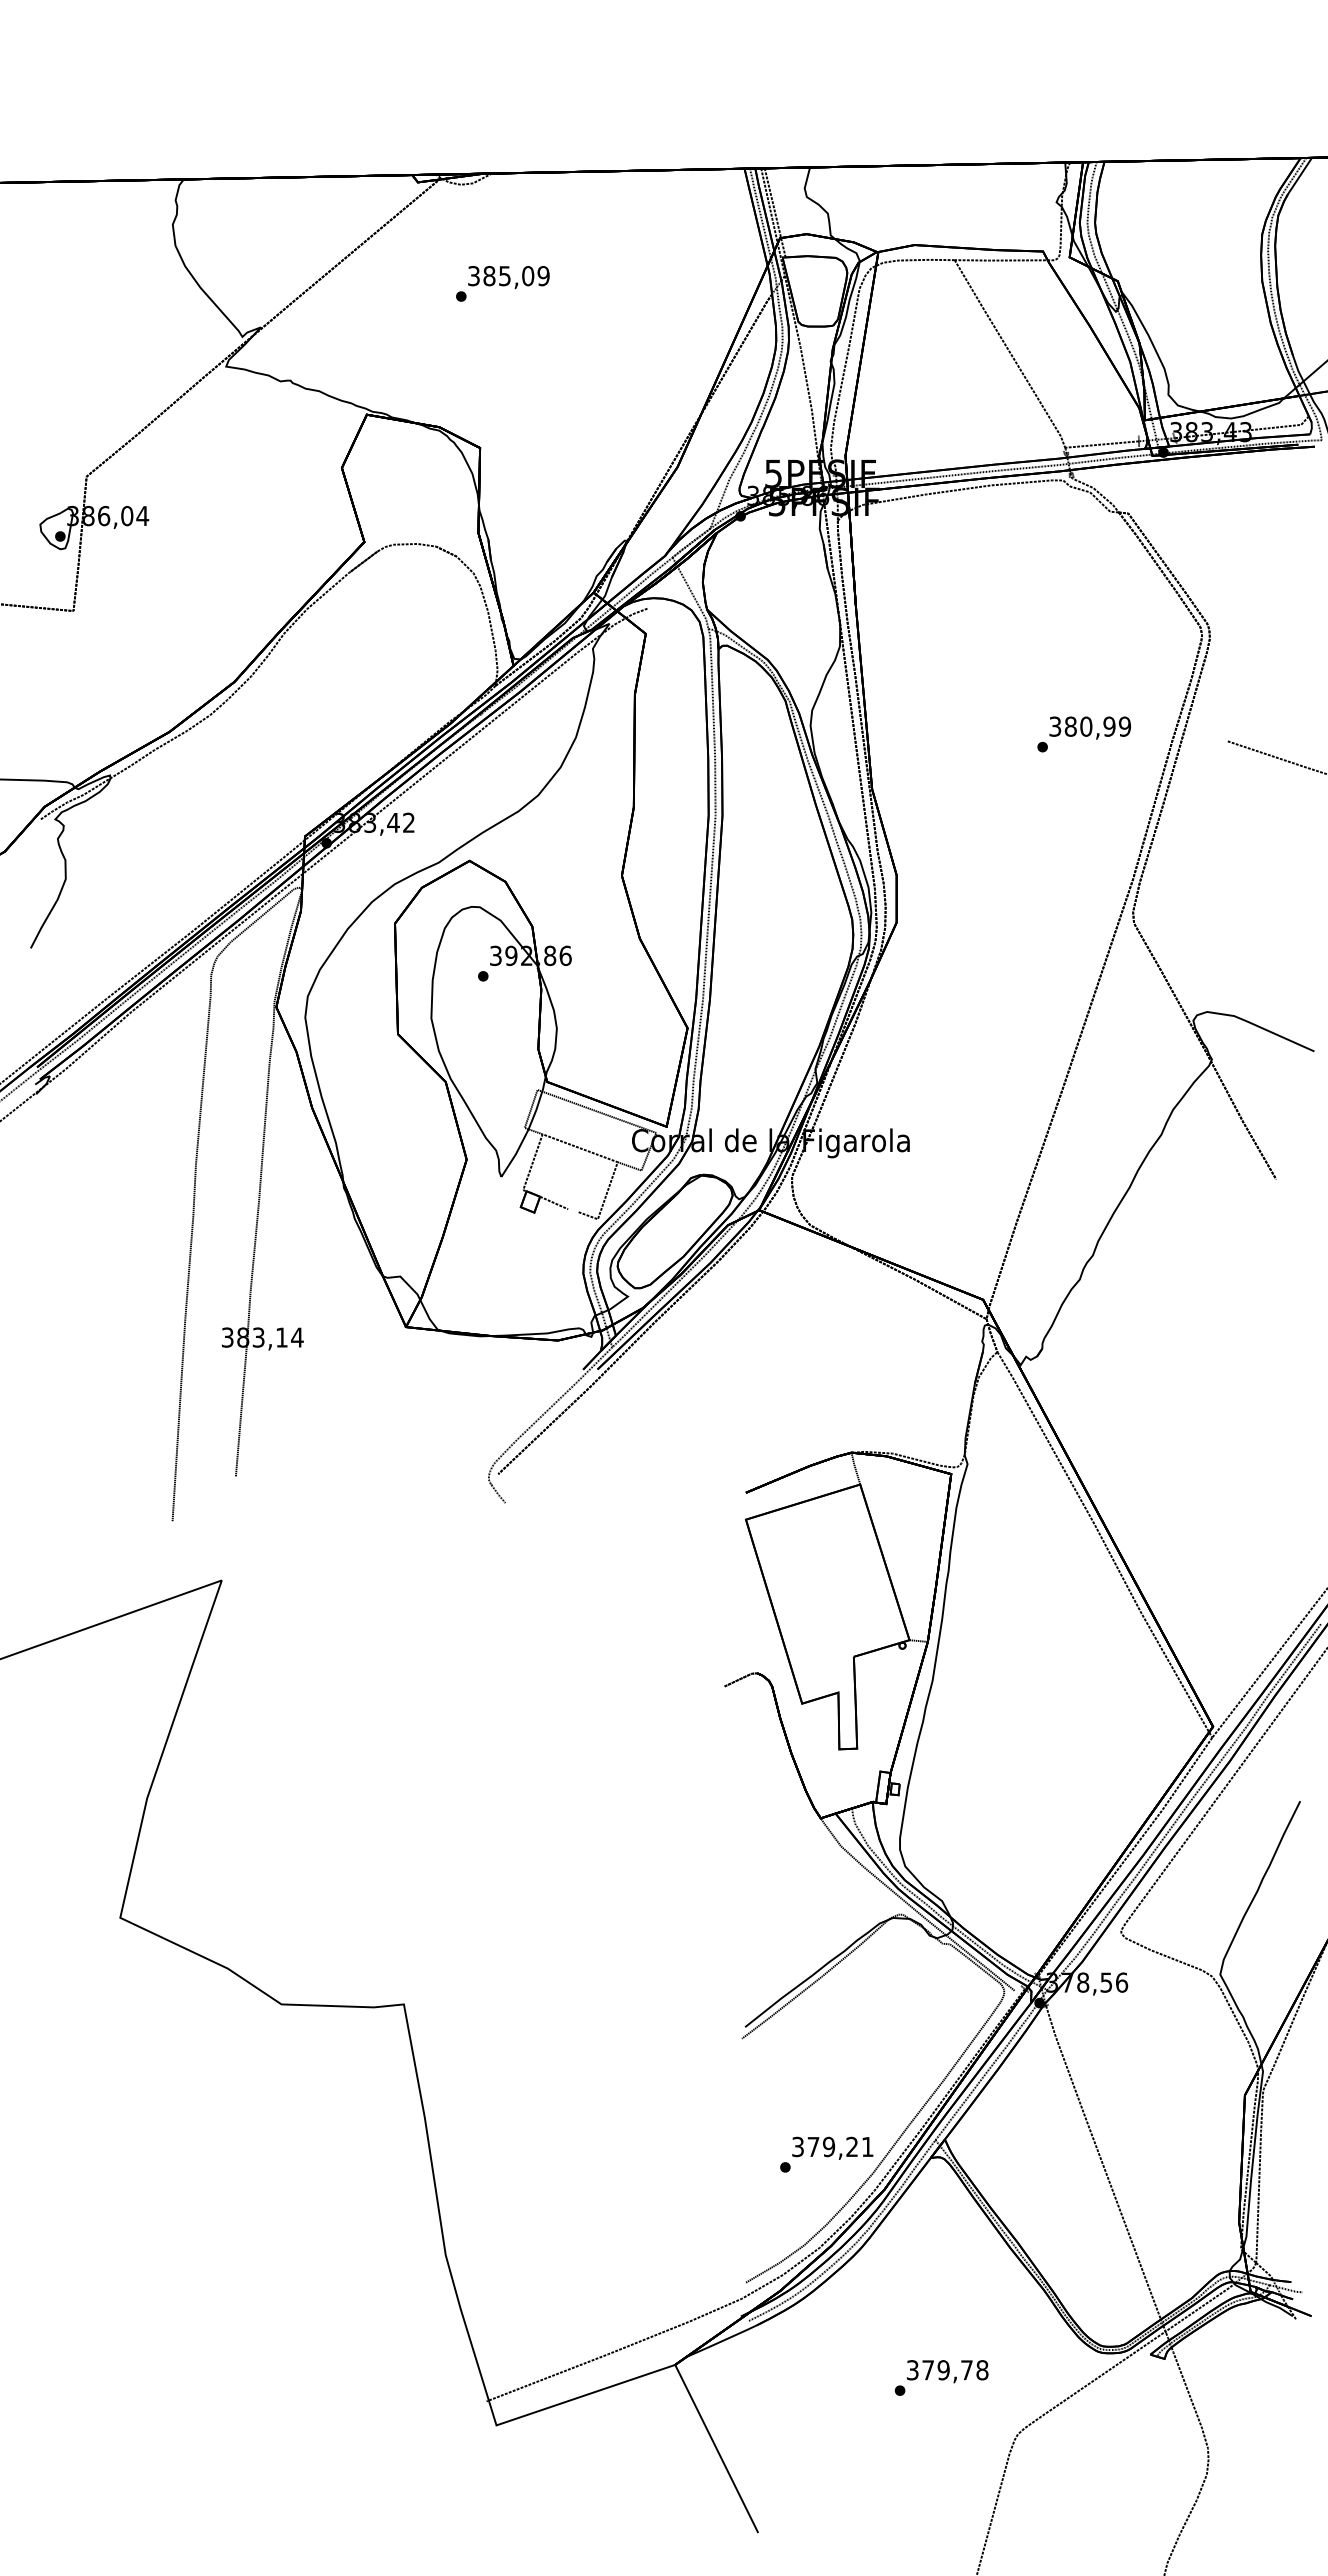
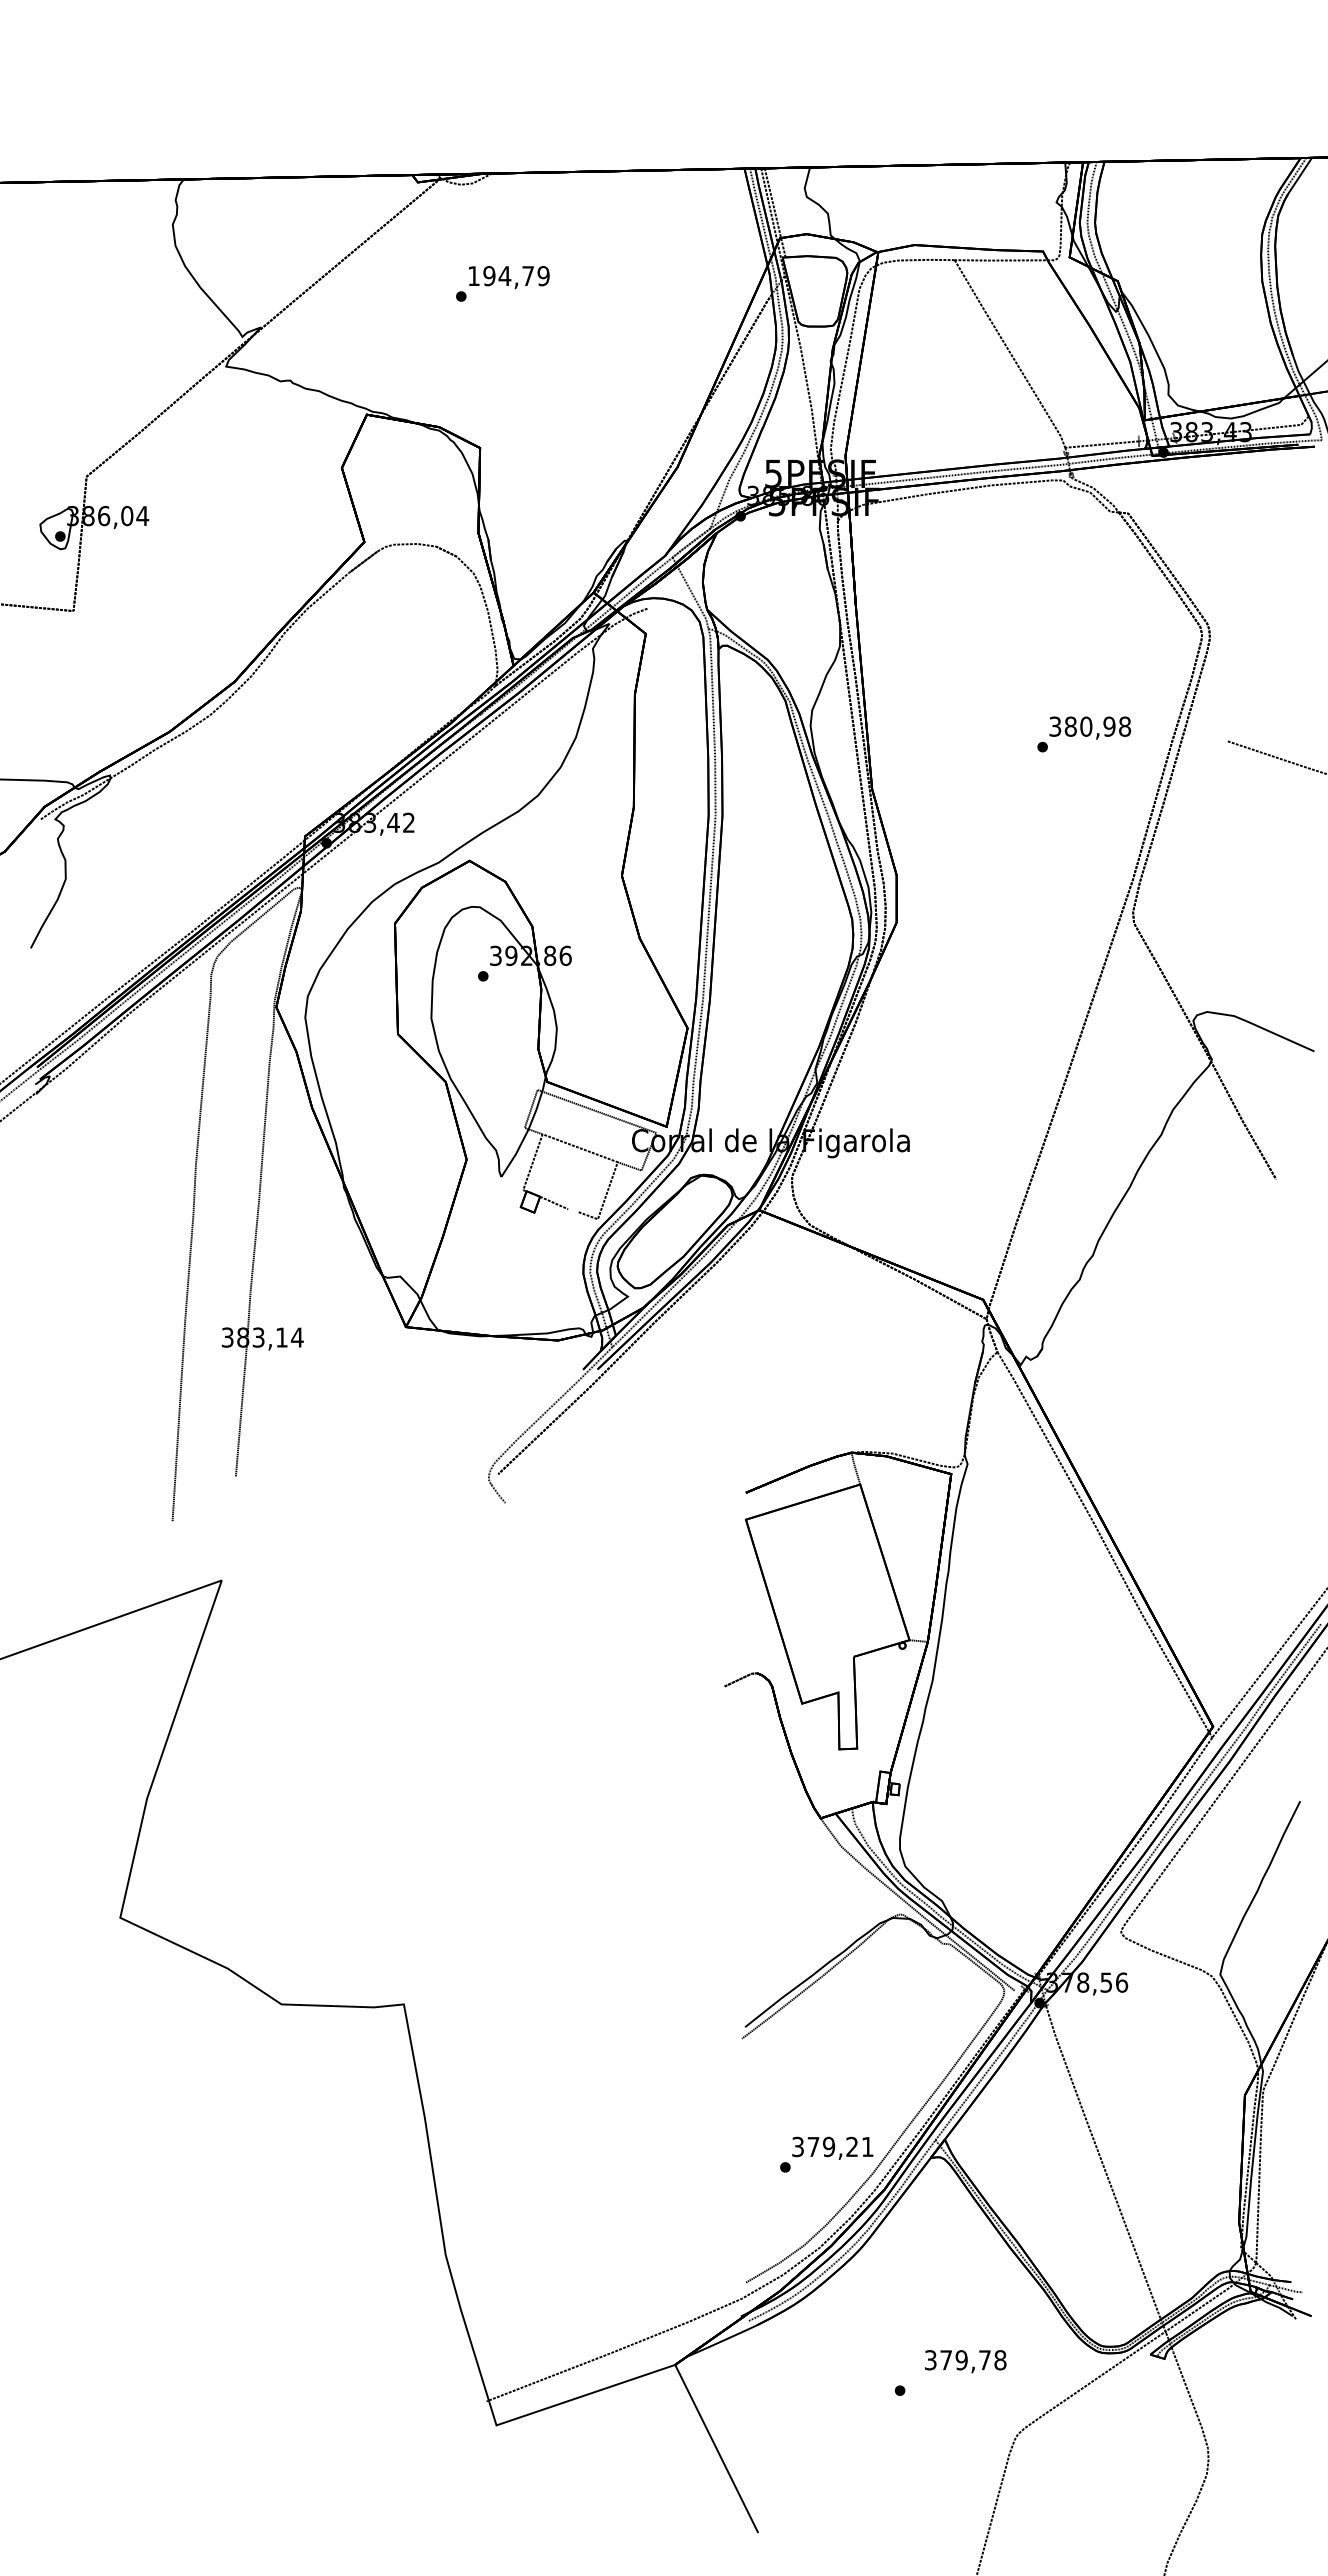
text: 385,09 -> 194,79 (501, 276)
text: 380,99 -> 380,98 (1124, 726)
text position: (947, 2371) -> (965, 2361) (965, 2361)
